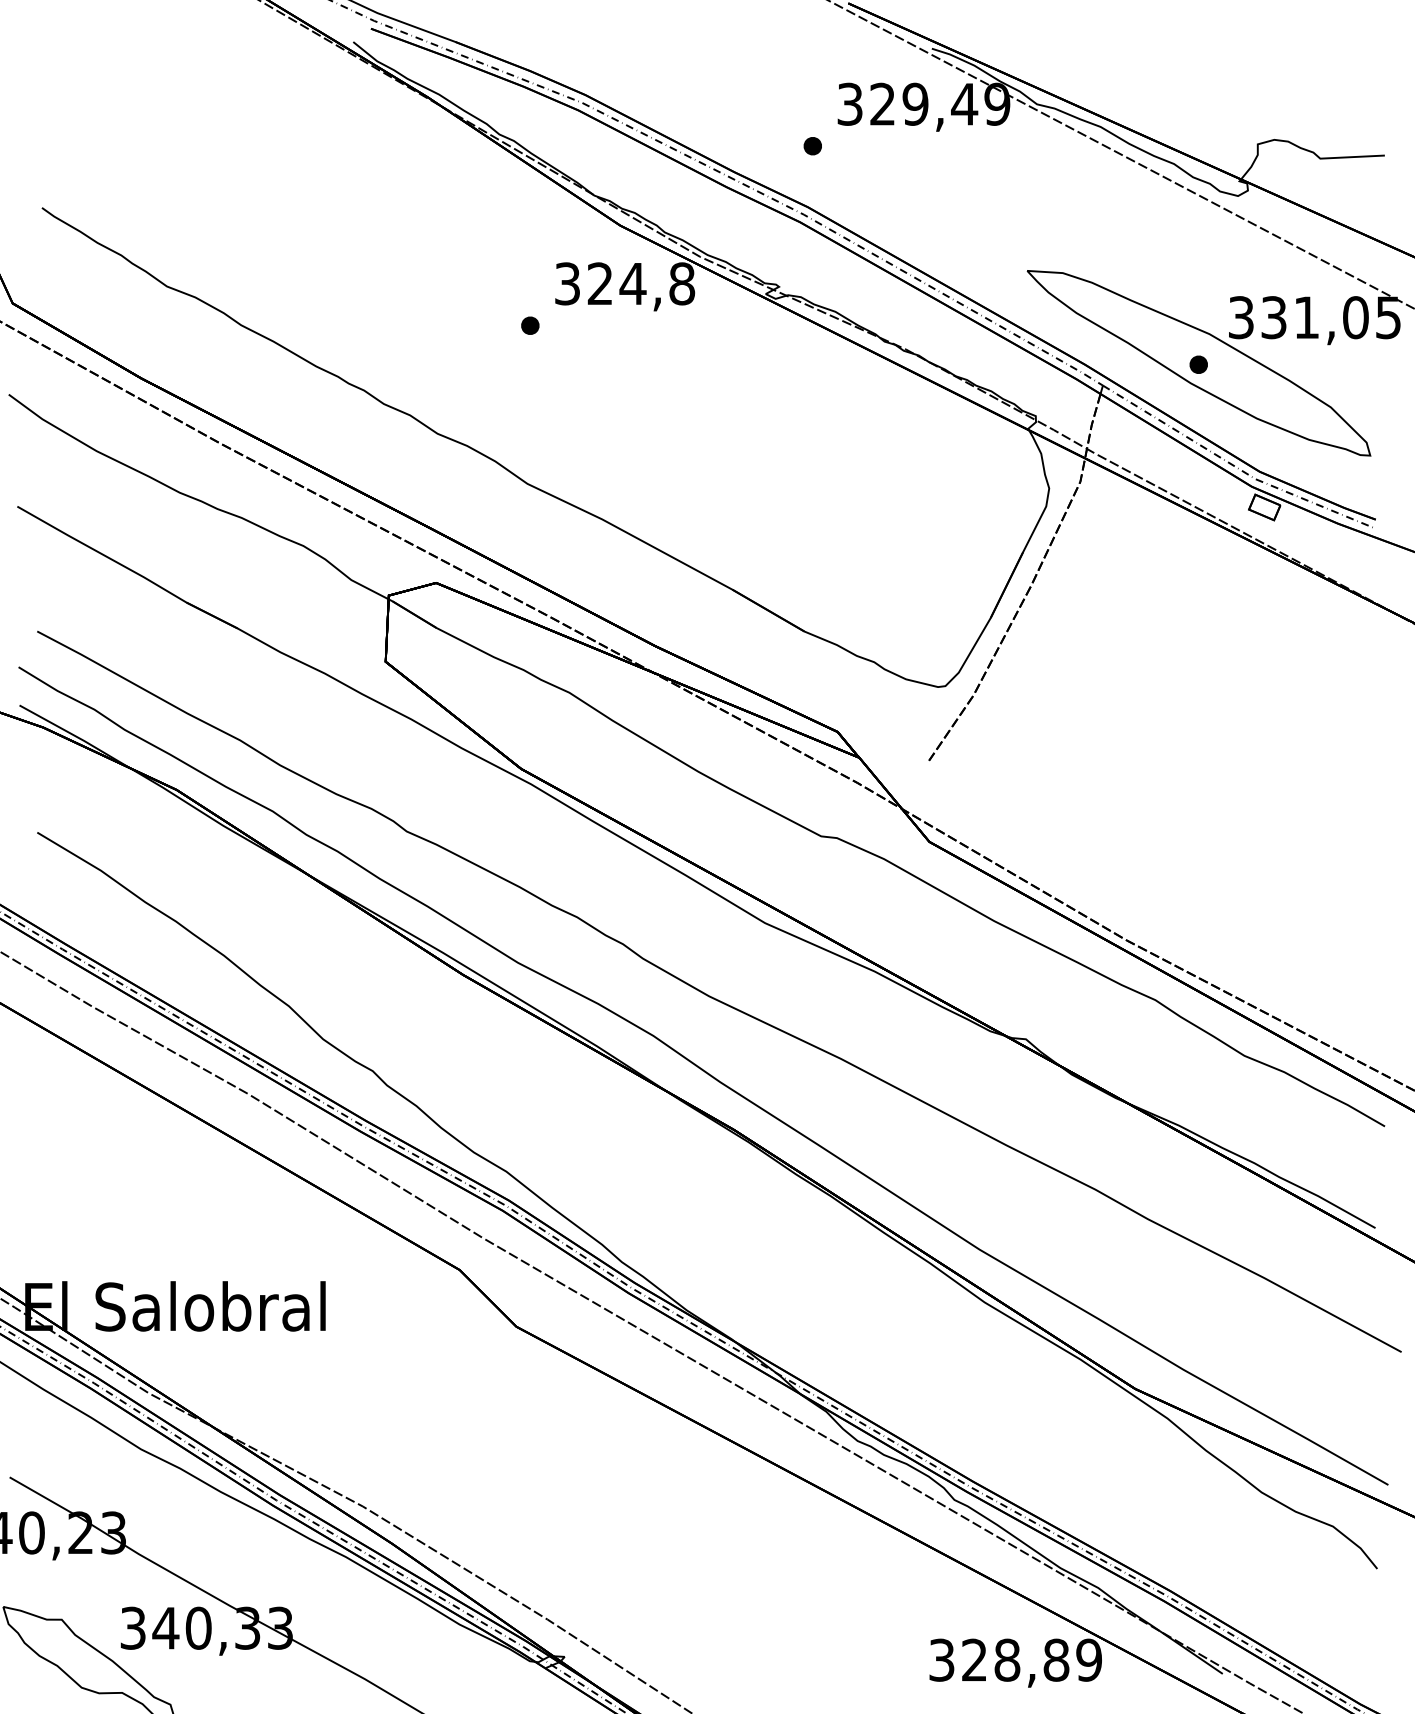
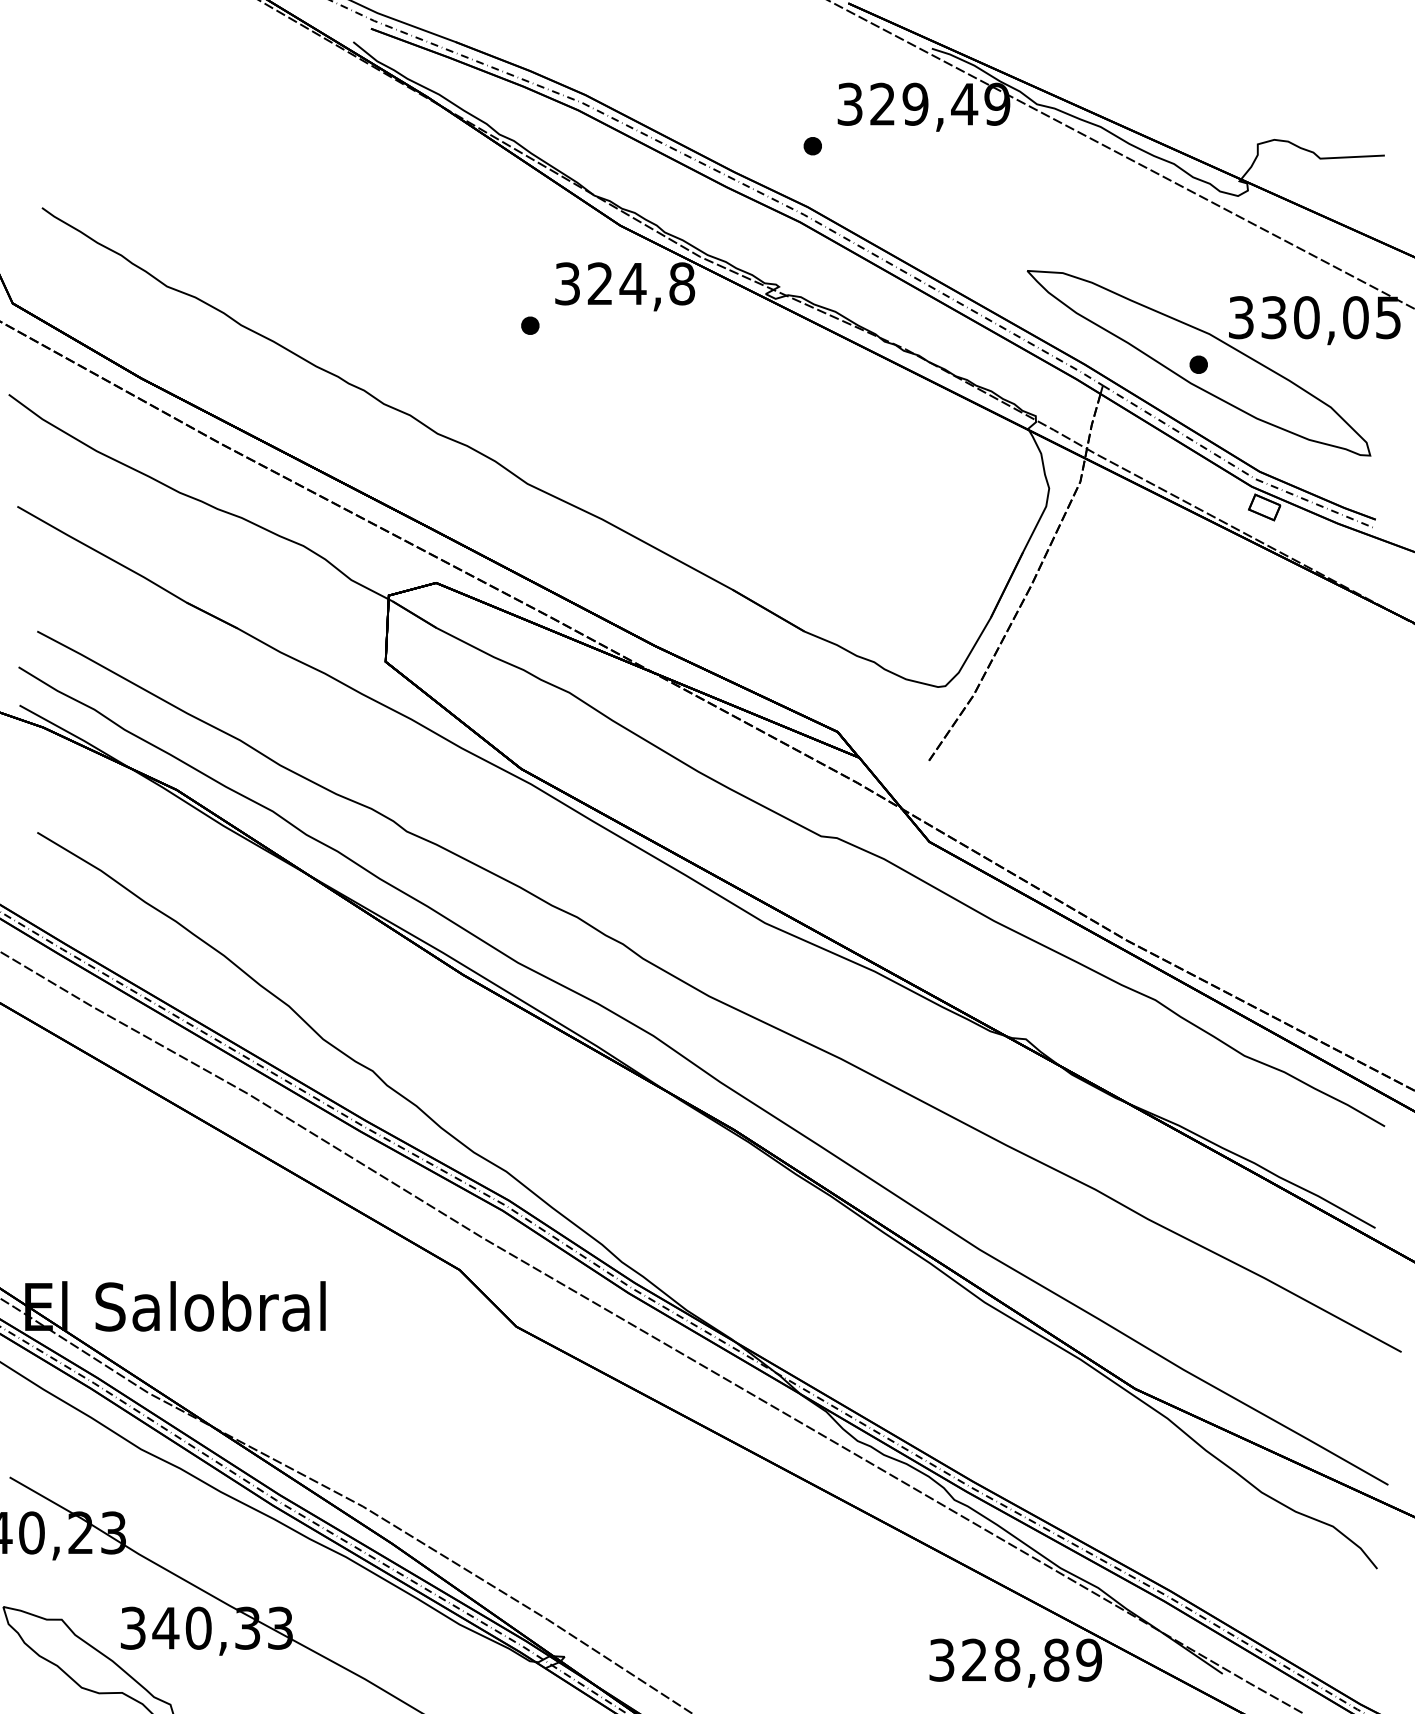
text: 331,05 -> 330,05 (1306, 317)
